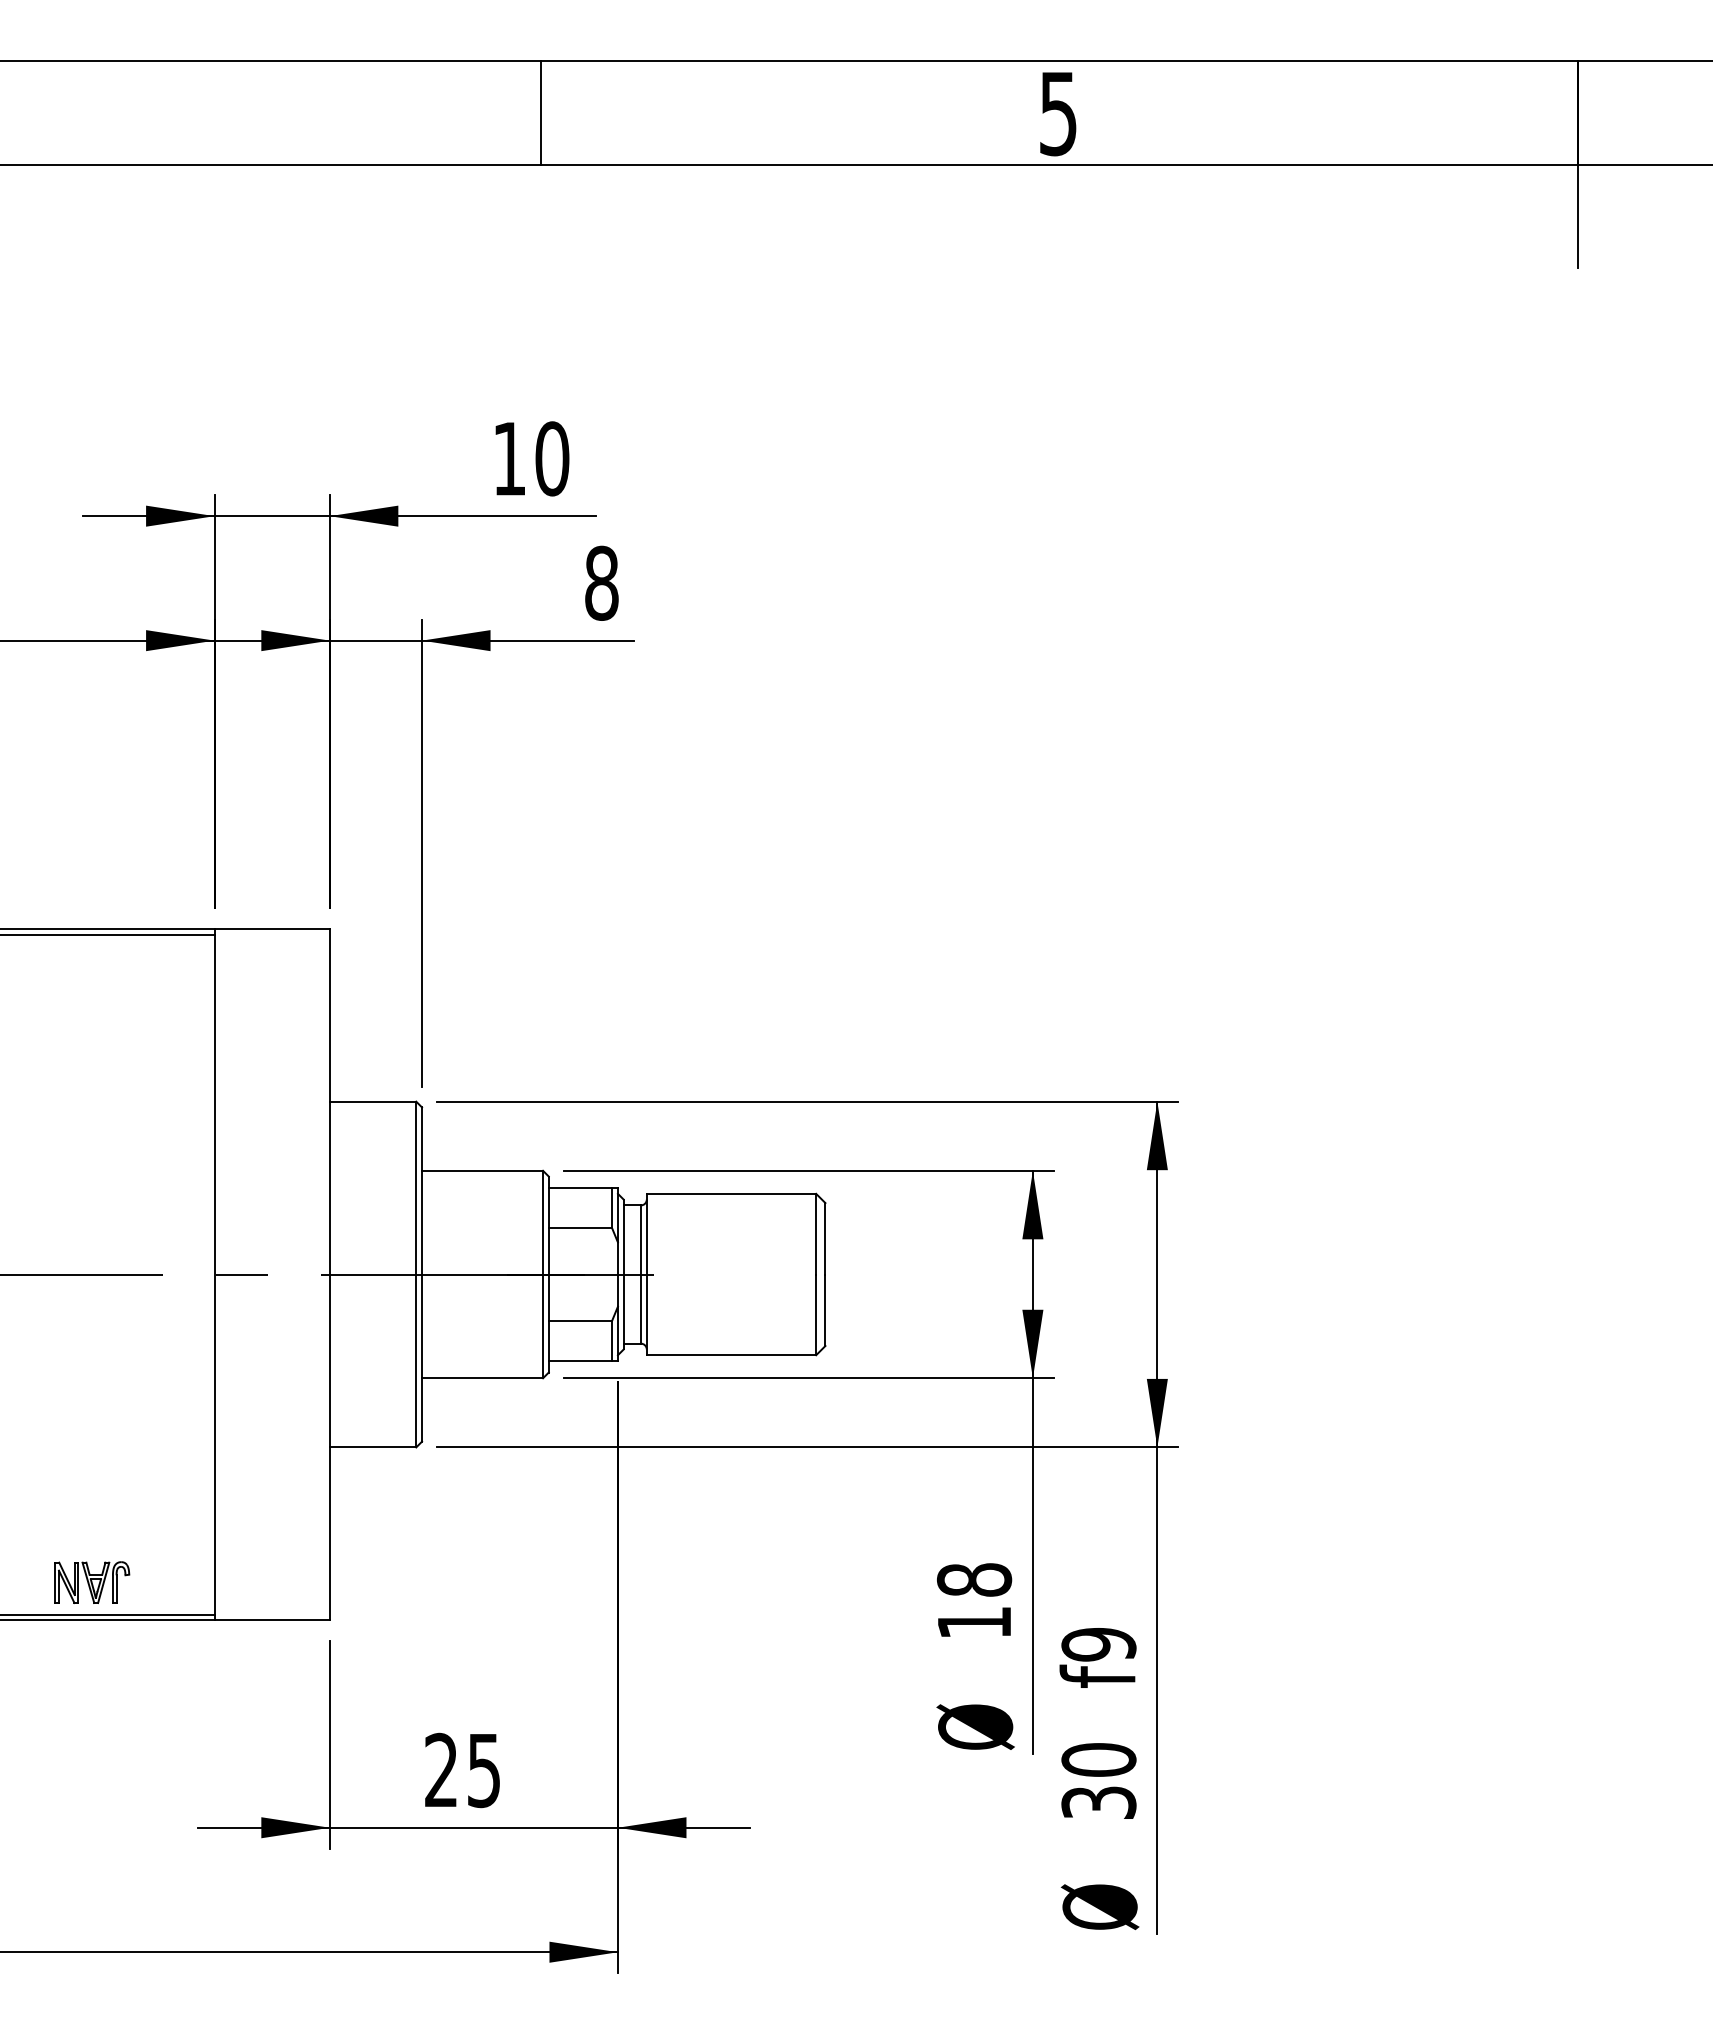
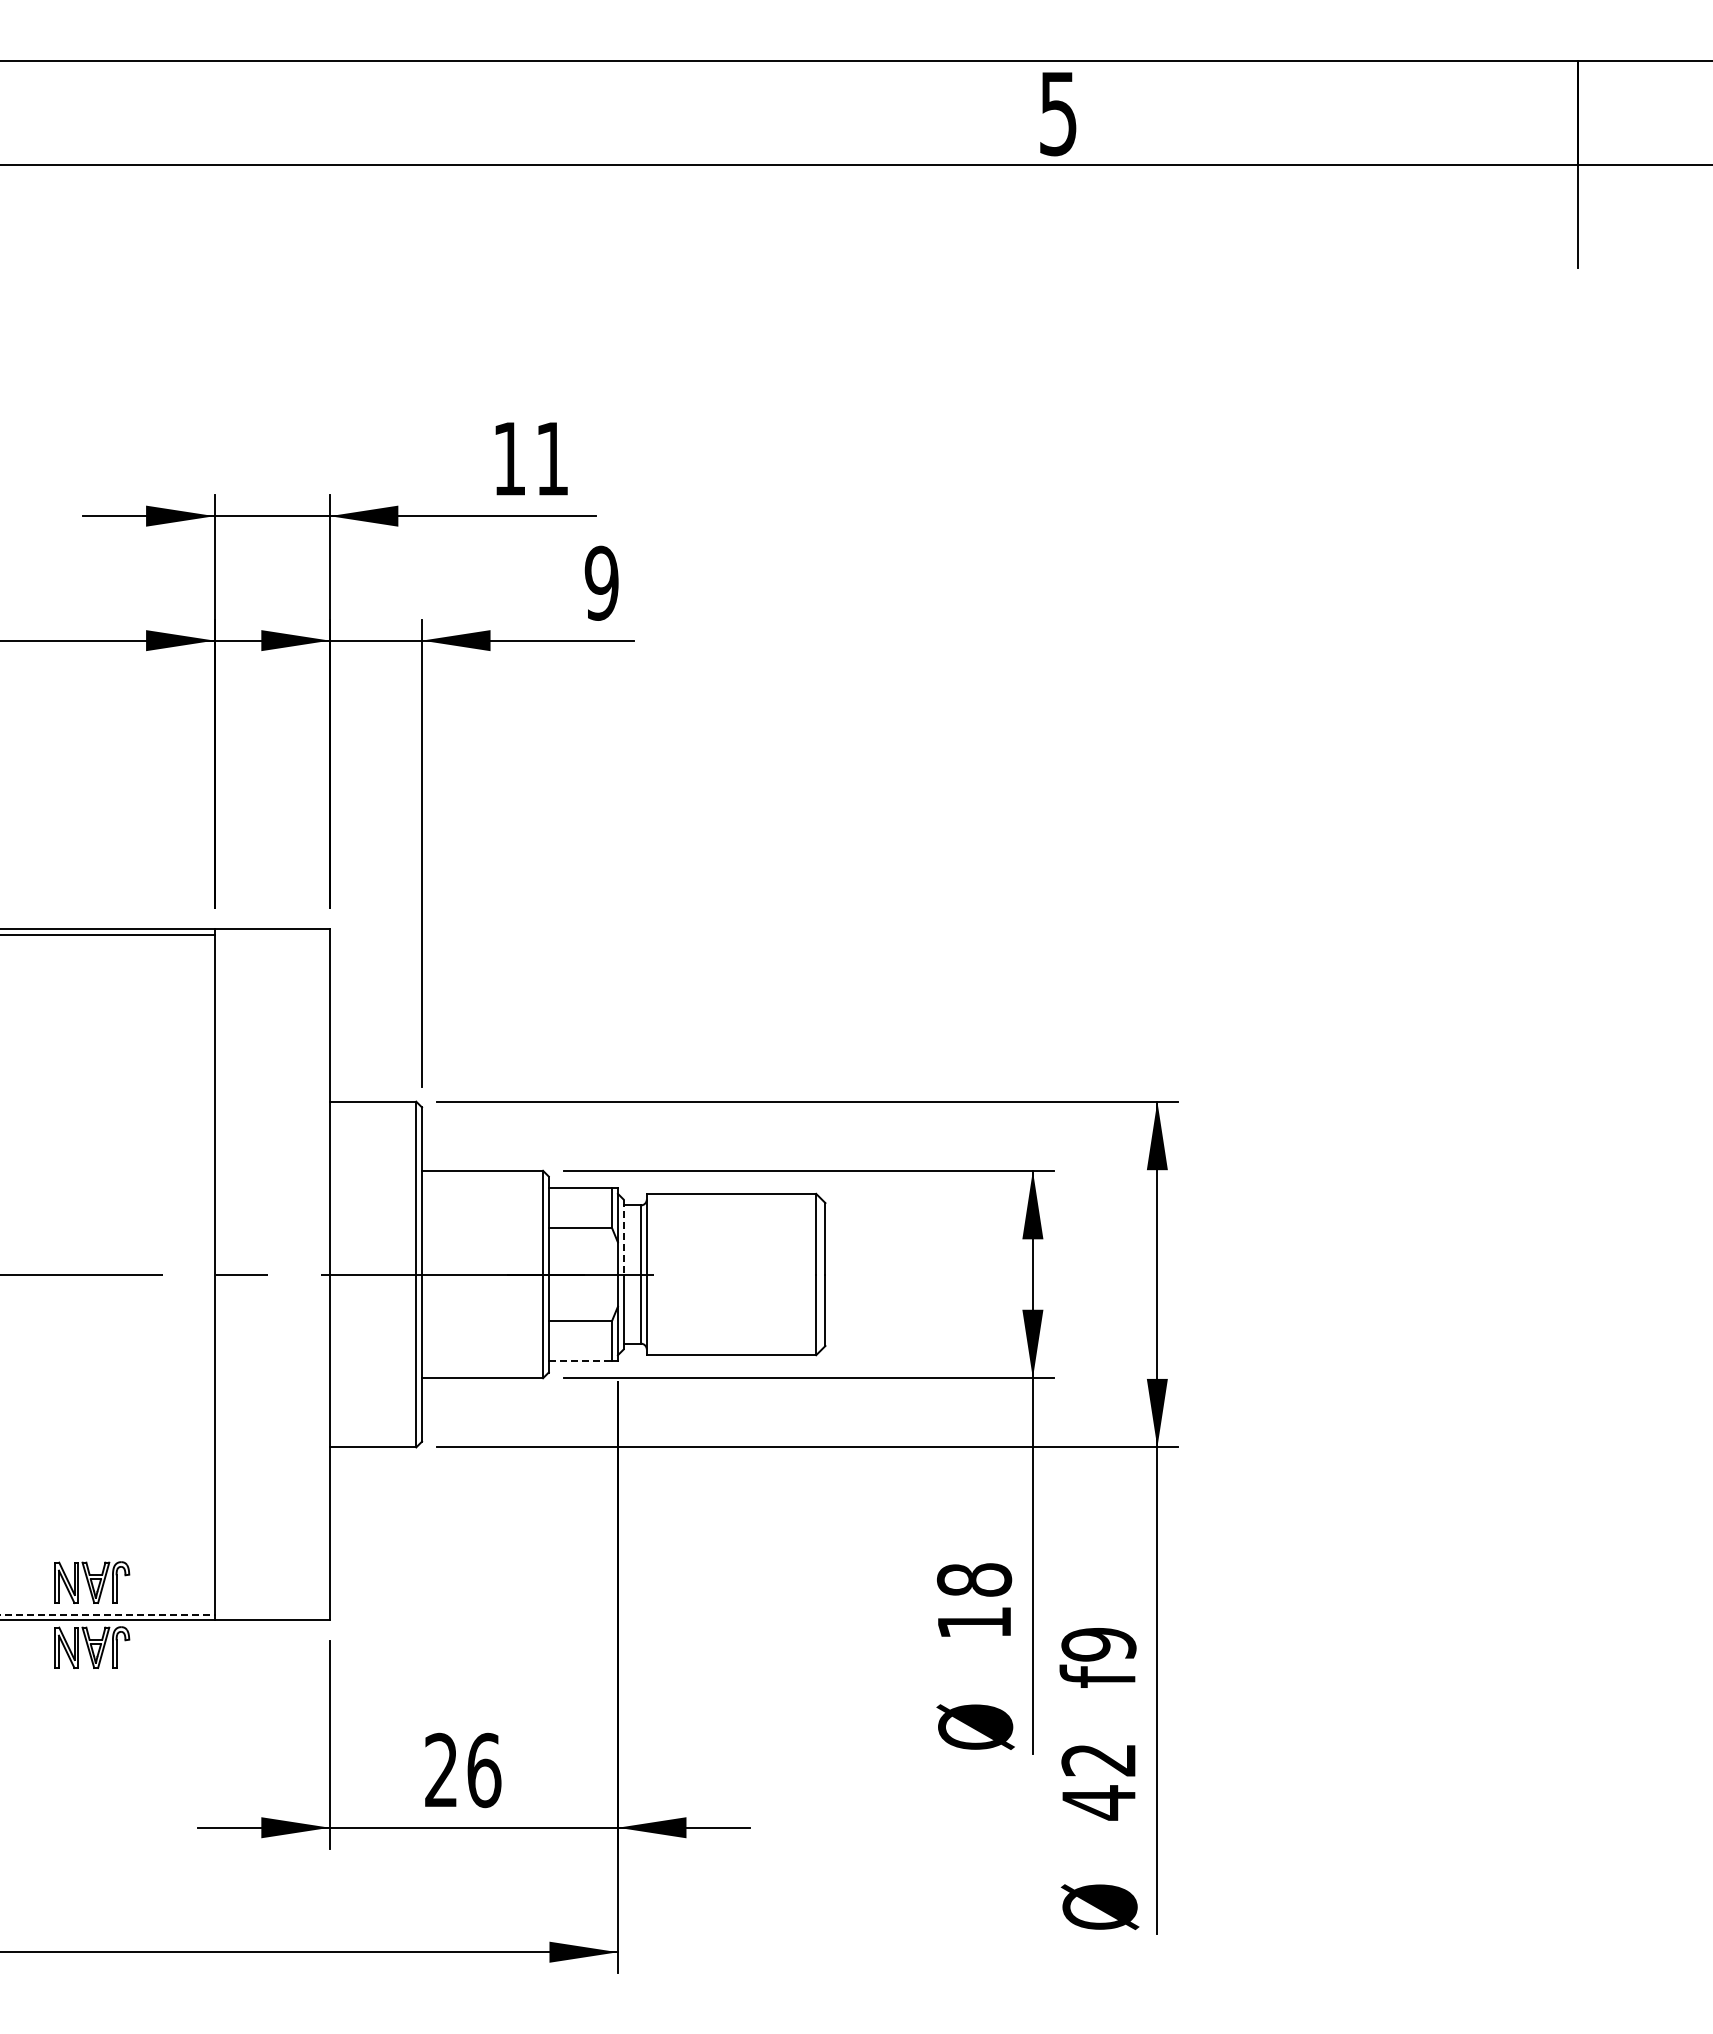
line: present -> none (540, 112)
text: 10 -> 11 (552, 458)
text: 8 -> 9 (601, 582)
line: solid -> dashed (623, 1237)
line: solid -> dashed (580, 1360)
line: solid -> dashed (107, 1614)
part: none -> present (92, 1647)
text: 25 -> 26 (484, 1770)
text: 30 -> 42 (1098, 1781)
